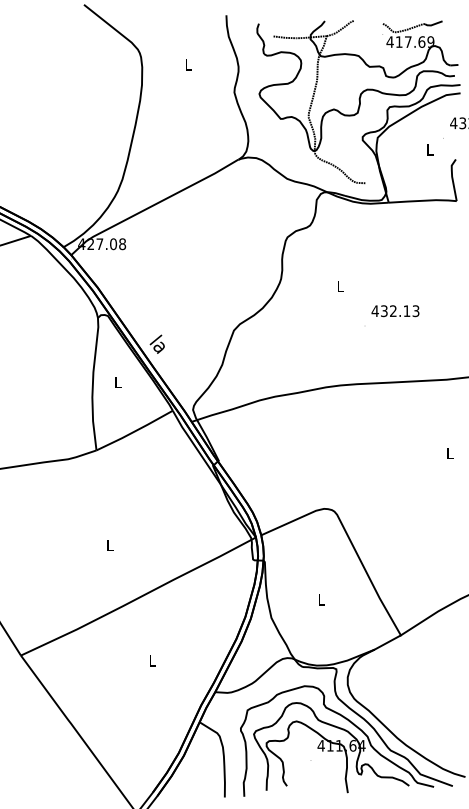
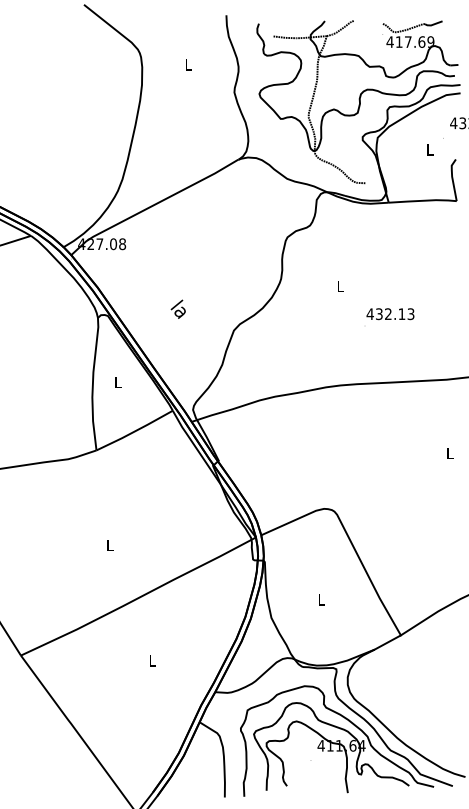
text position: (395, 311) -> (390, 314) (390, 314)
text position: (156, 343) -> (177, 308) (177, 308)
